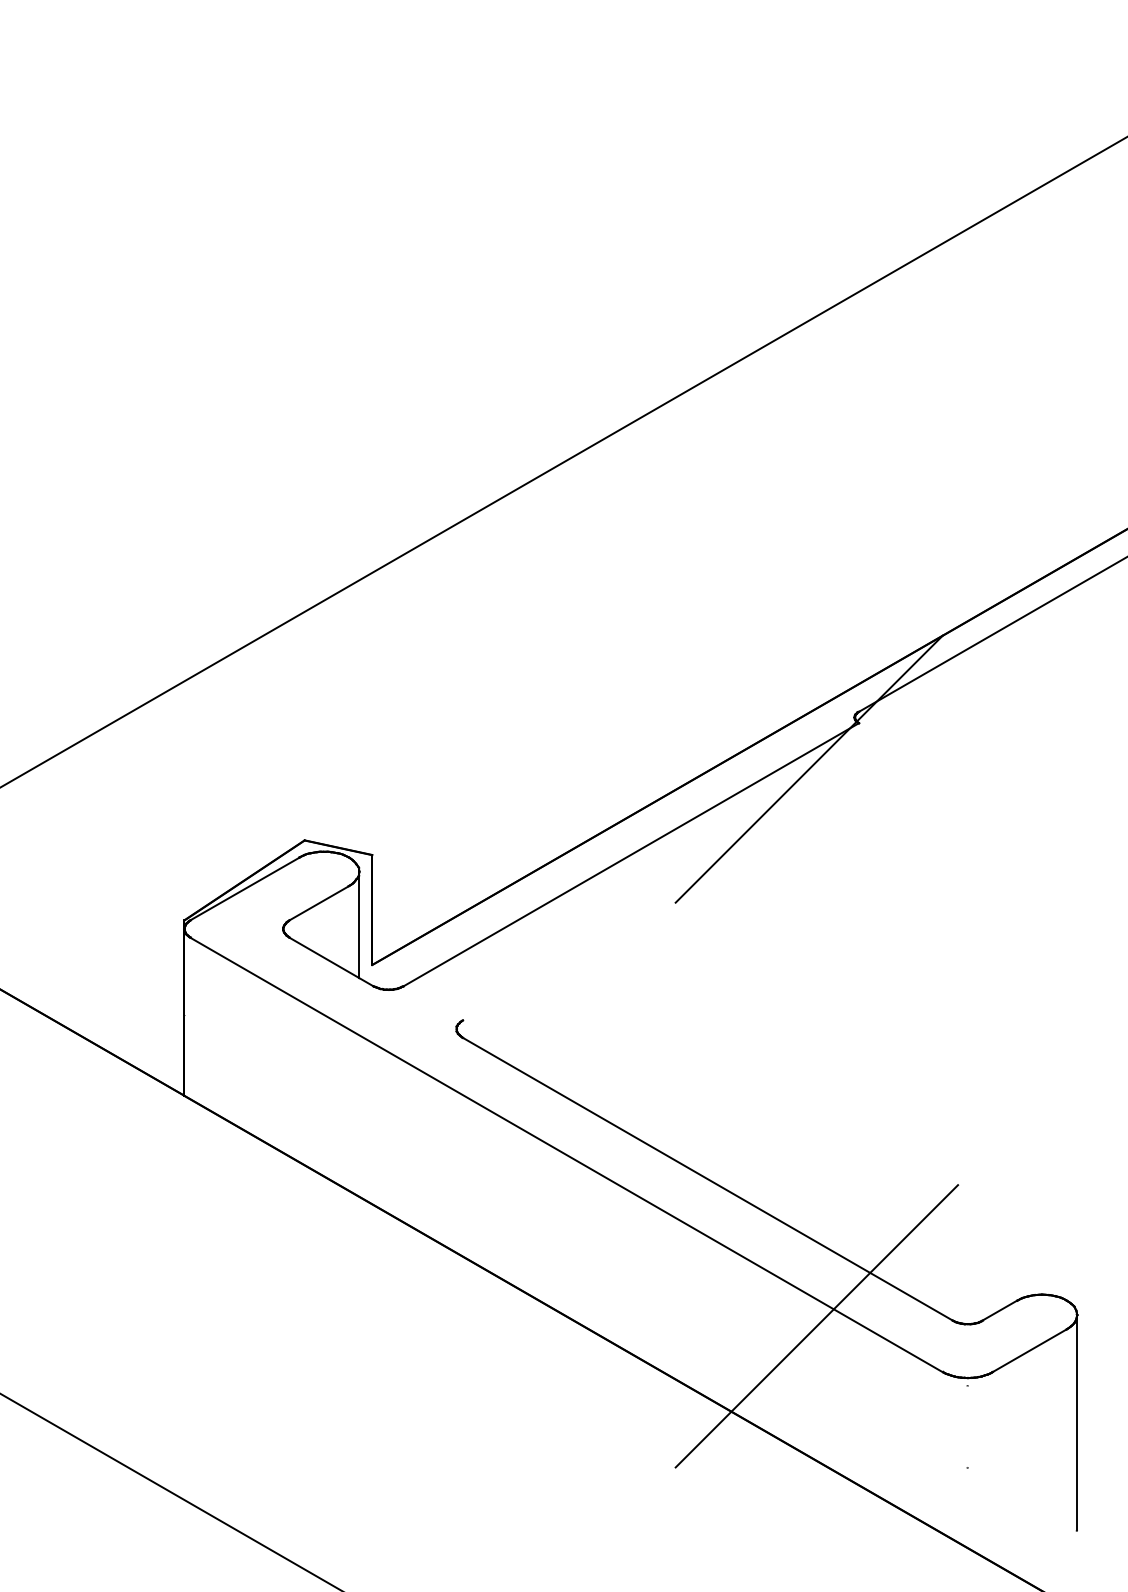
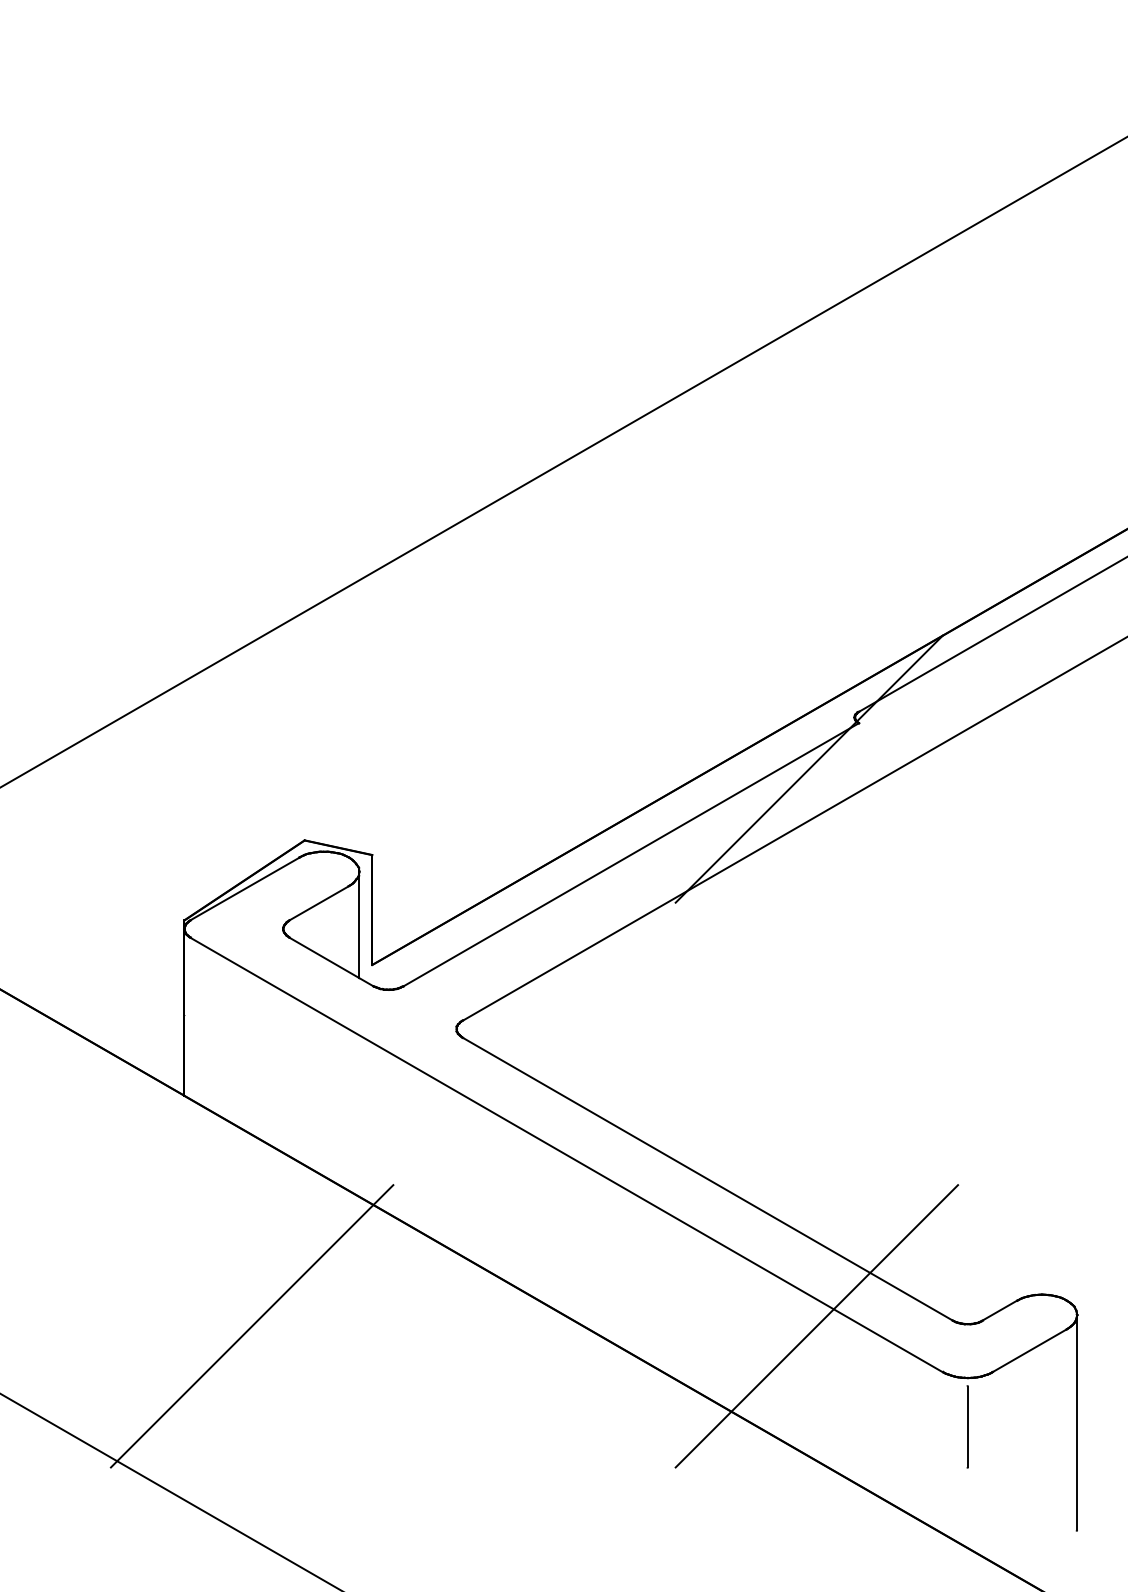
line: none -> present (793, 829)
line: none -> present (251, 1326)
line: none -> present (967, 1426)
